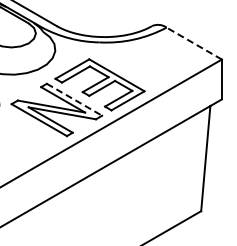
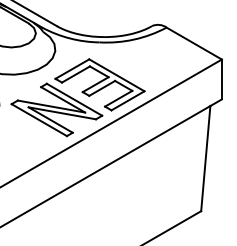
line: dashed -> solid (194, 43)
line: dashed -> solid (74, 99)
